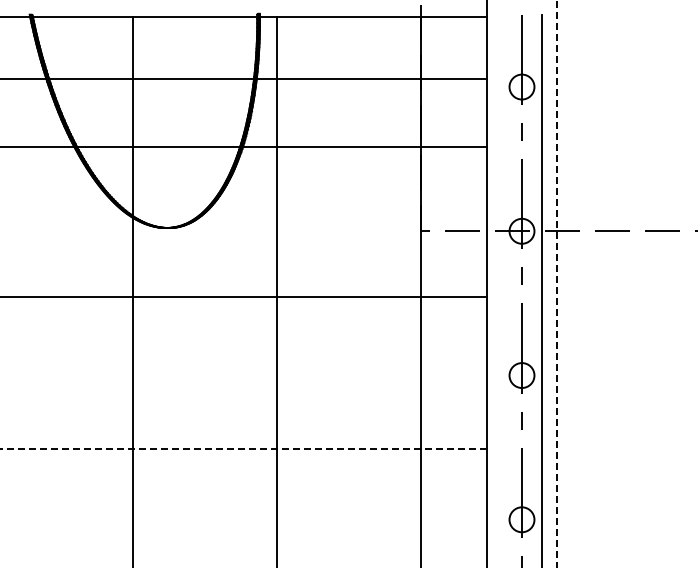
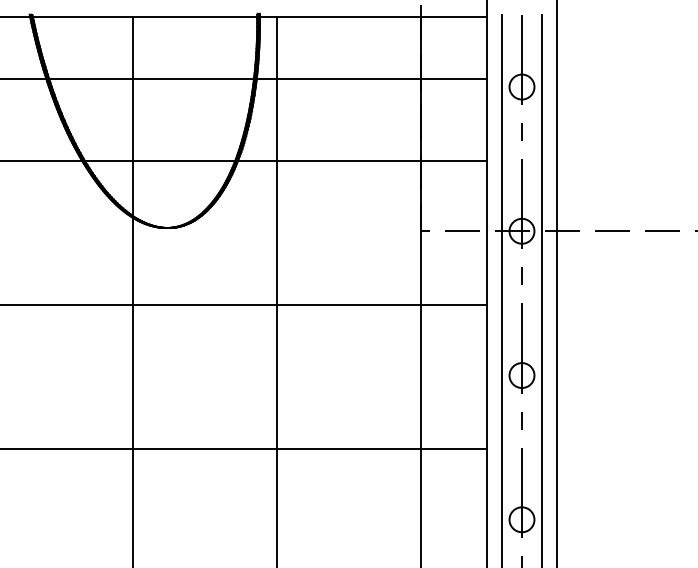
line position: (244, 146) -> (244, 160) (244, 160)
line: dashed -> solid (557, 284)
line: none -> present (502, 289)
line position: (244, 296) -> (244, 304) (244, 304)
line: dashed -> solid (243, 449)
